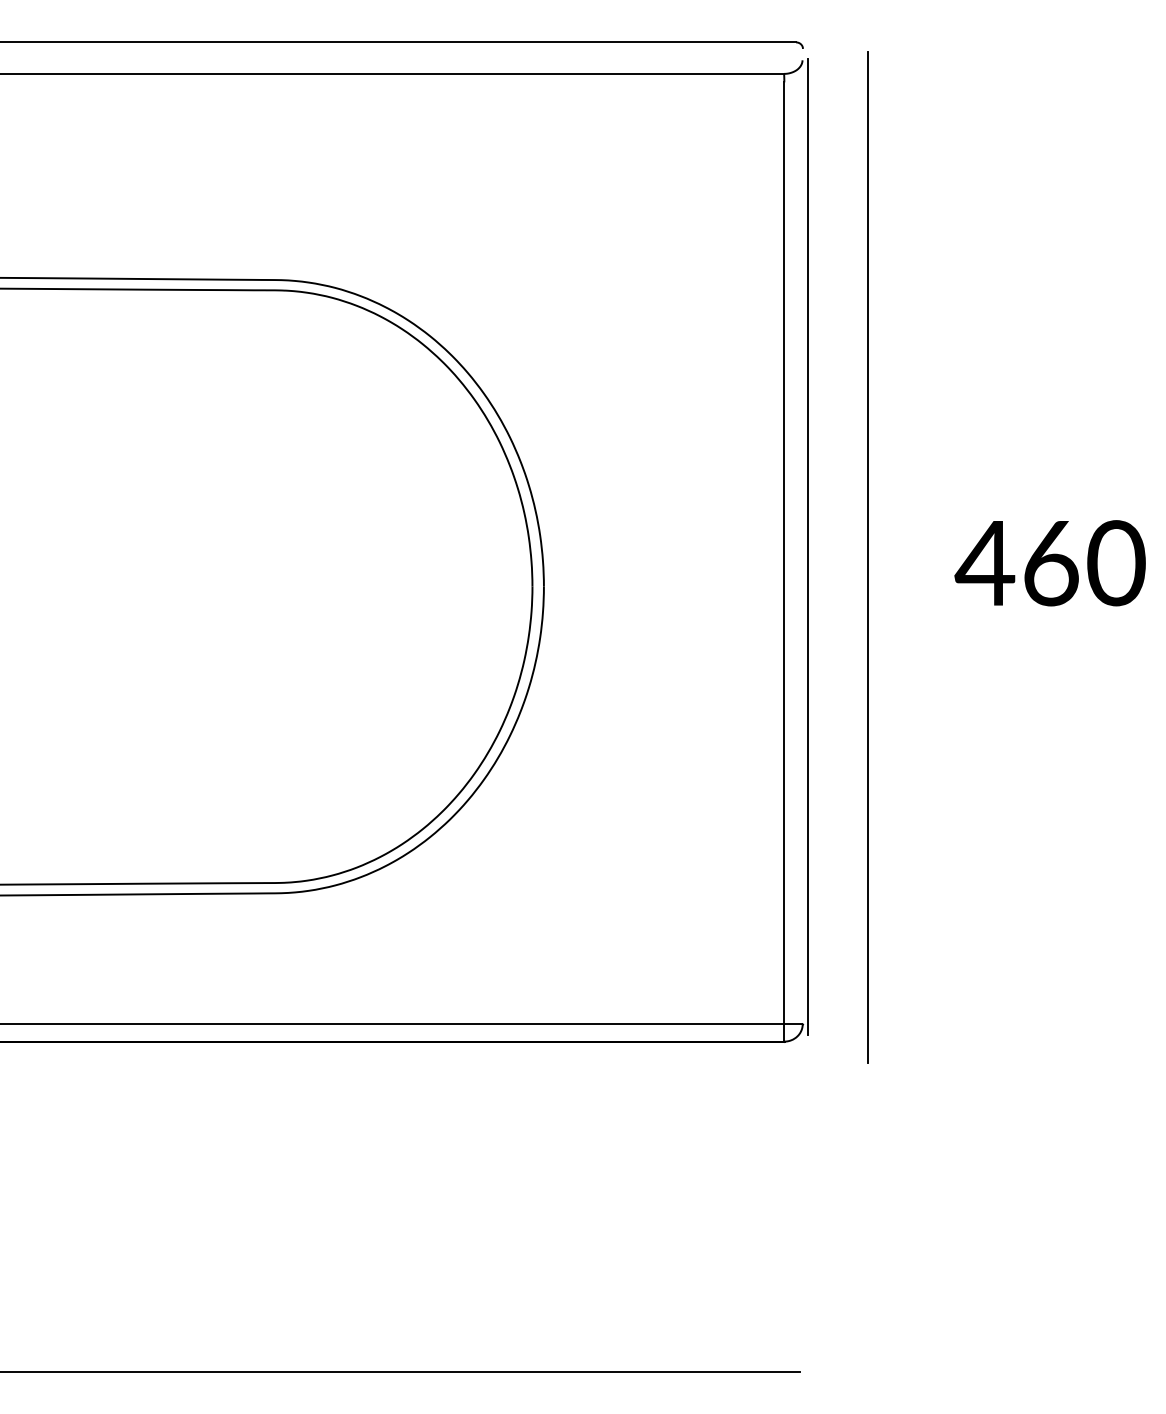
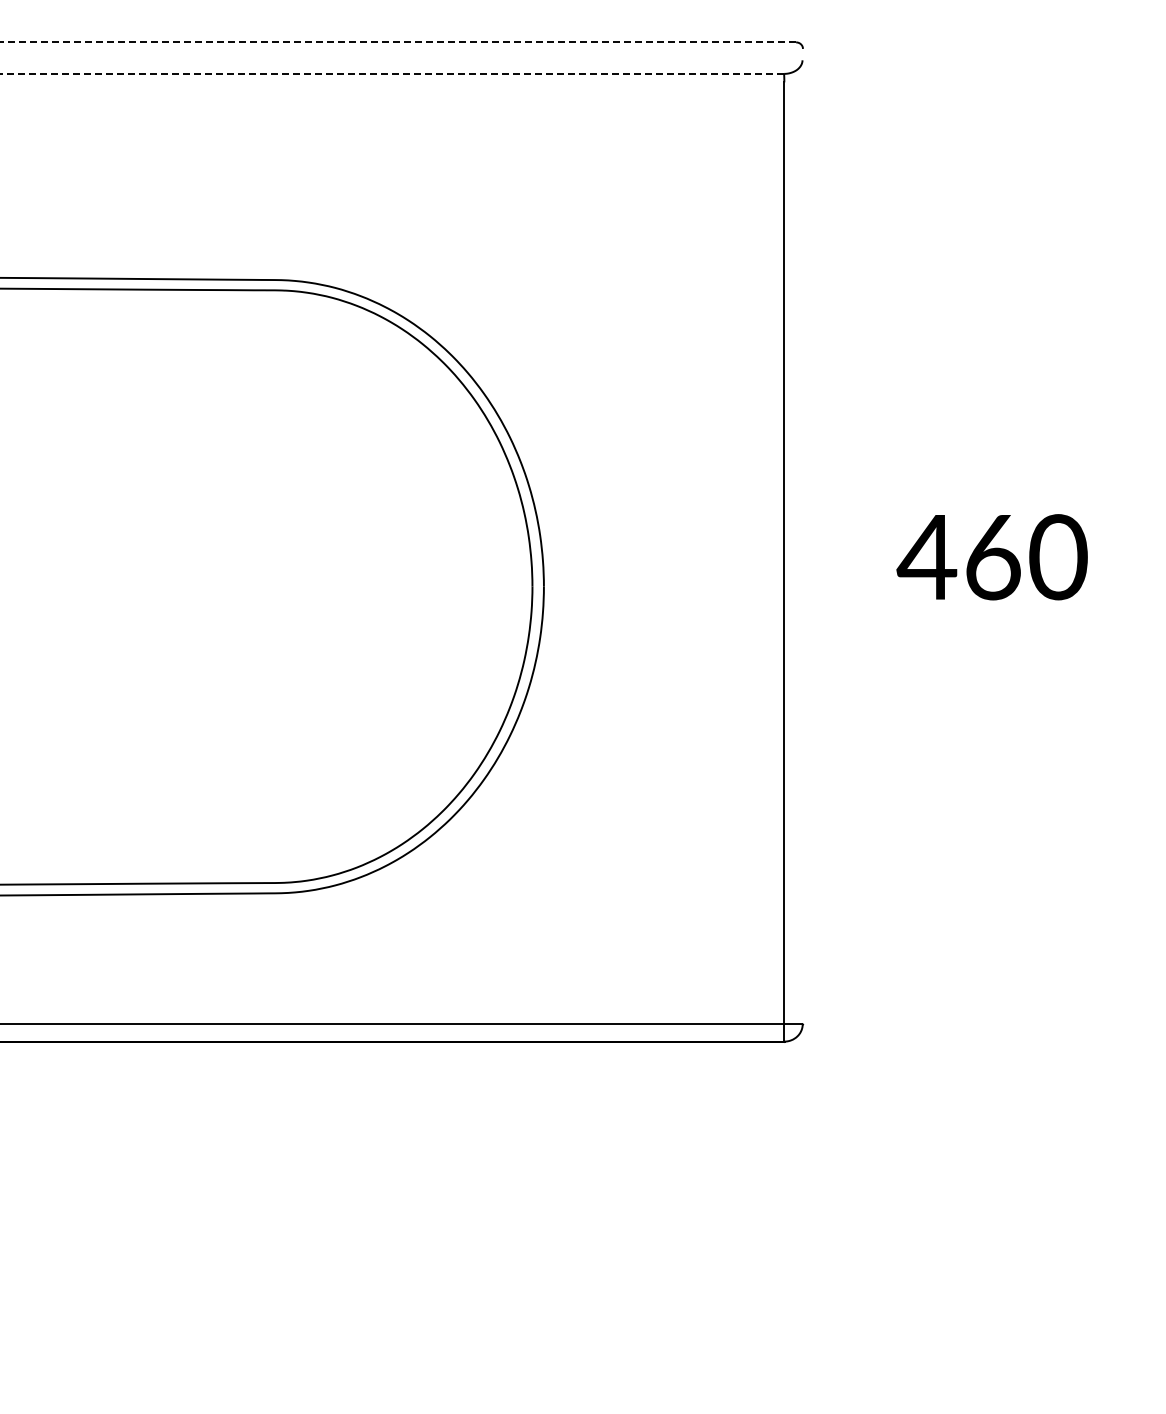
line: solid -> dashed (398, 42)
line: solid -> dashed (392, 73)
line: present -> none (808, 546)
line: present -> none (868, 556)
text position: (1049, 563) -> (991, 557) (991, 557)
line: present -> none (401, 1371)
